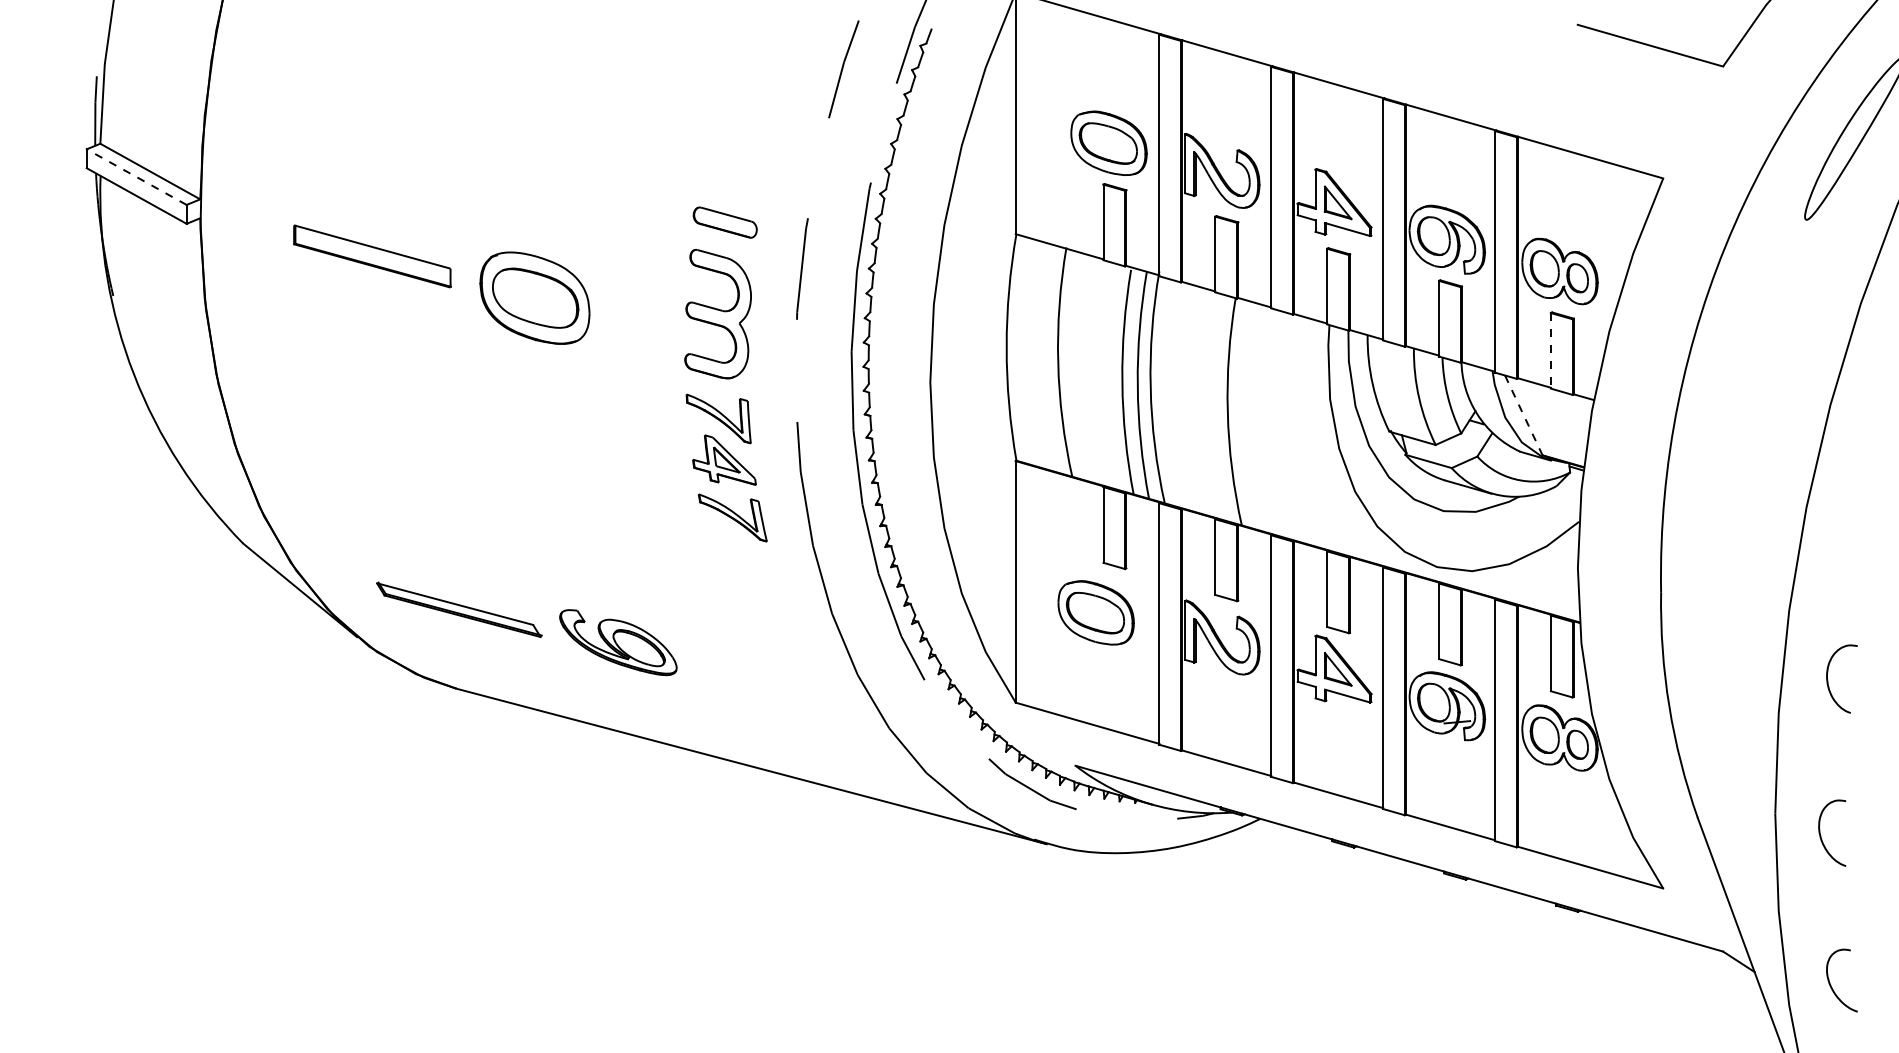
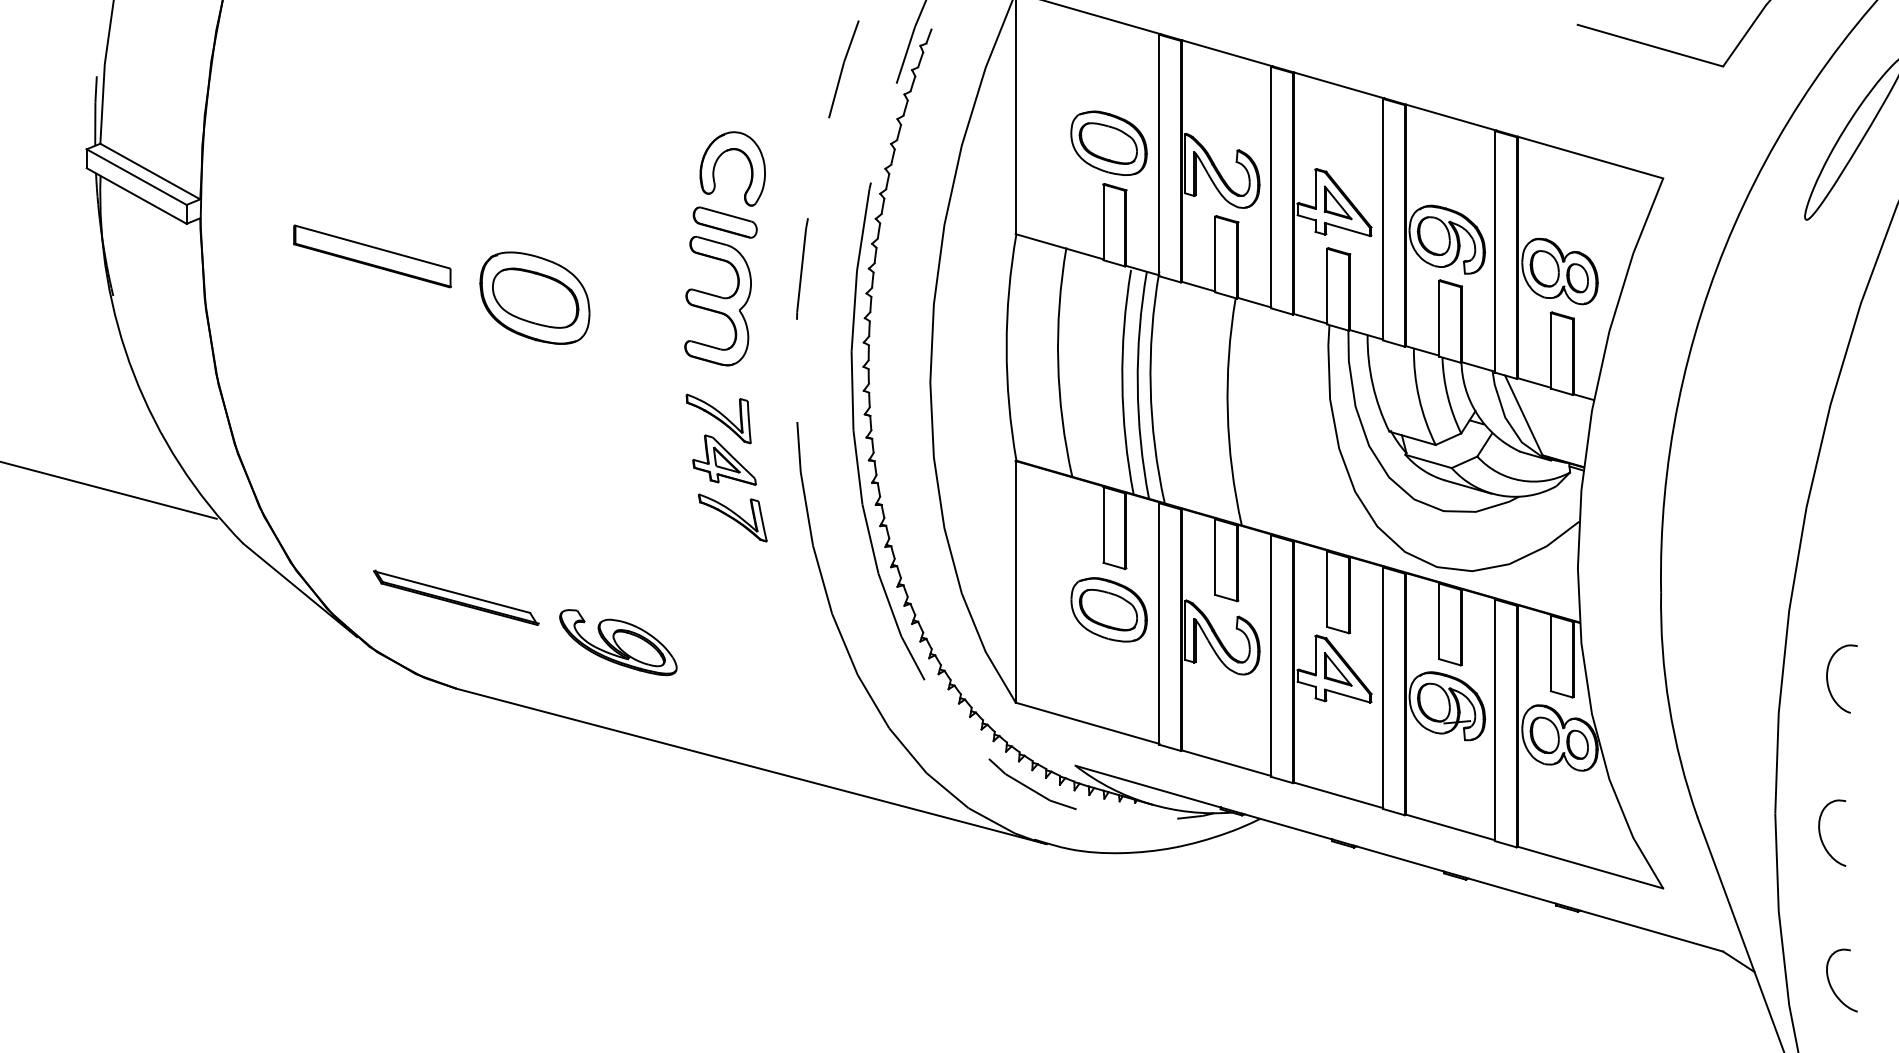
part: none -> present (719, 158)
line: dashed -> solid (136, 176)
part position: (717, 314) -> (717, 301) (717, 301)
line: dashed -> solid (1550, 350)
line: dashed -> solid (1524, 415)
line: none -> present (109, 490)
part position: (459, 609) -> (456, 597) (456, 597)
part position: (1095, 612) -> (1108, 609) (1108, 609)
